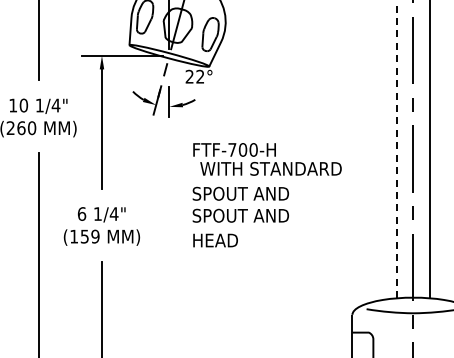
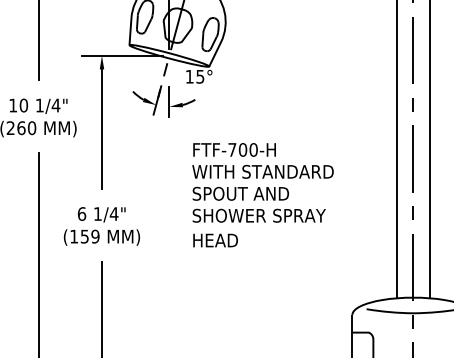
text: 22° -> 15° (194, 76)
line: dashed -> solid (396, 149)
text position: (270, 168) -> (262, 171) (262, 171)
text: SPOUT AND -> SHOWER SPRAY (265, 215)
